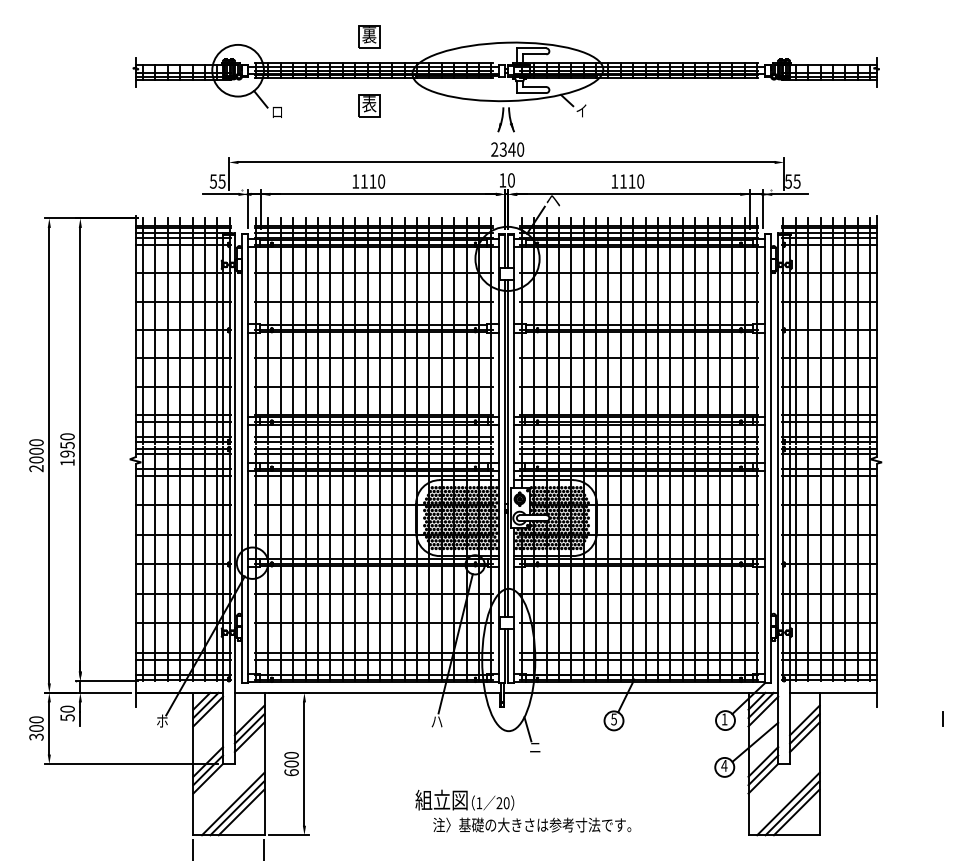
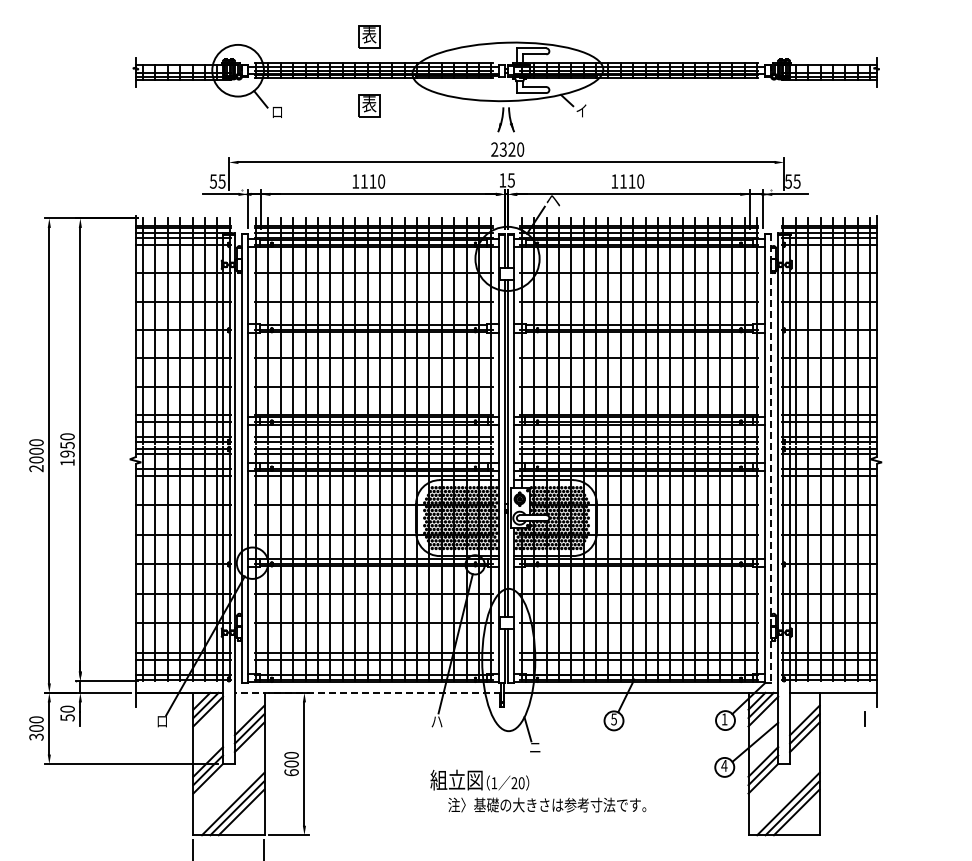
text: 裏 -> 表 (369, 35)
text: 2340 -> 2320 (511, 149)
text: 10 -> 15 (510, 180)
line: solid -> dashed (771, 458)
line: solid -> dashed (367, 692)
line position: (942, 718) -> (864, 718) (864, 718)
text: ホ -> ロ (162, 720)
text position: (523, 810) -> (538, 790) (538, 790)
